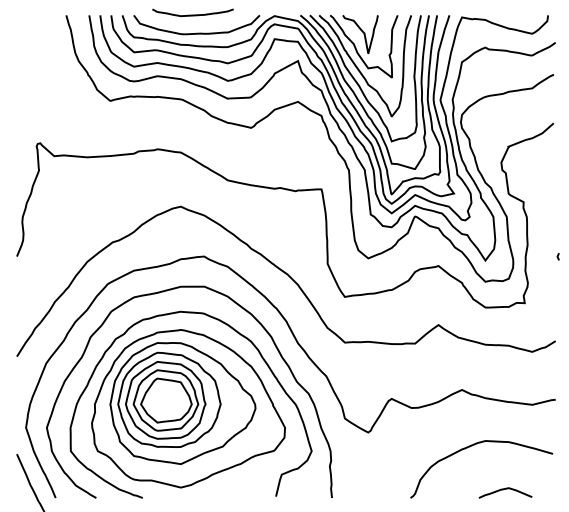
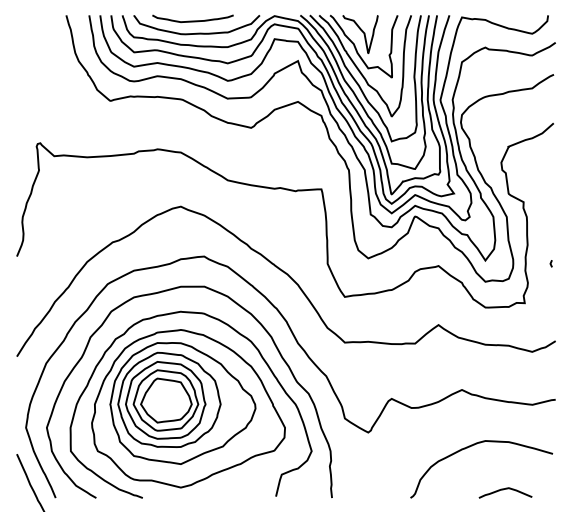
curve position: (192, 14) -> (192, 20) (192, 20)
line position: (557, 256) -> (550, 263) (550, 263)
